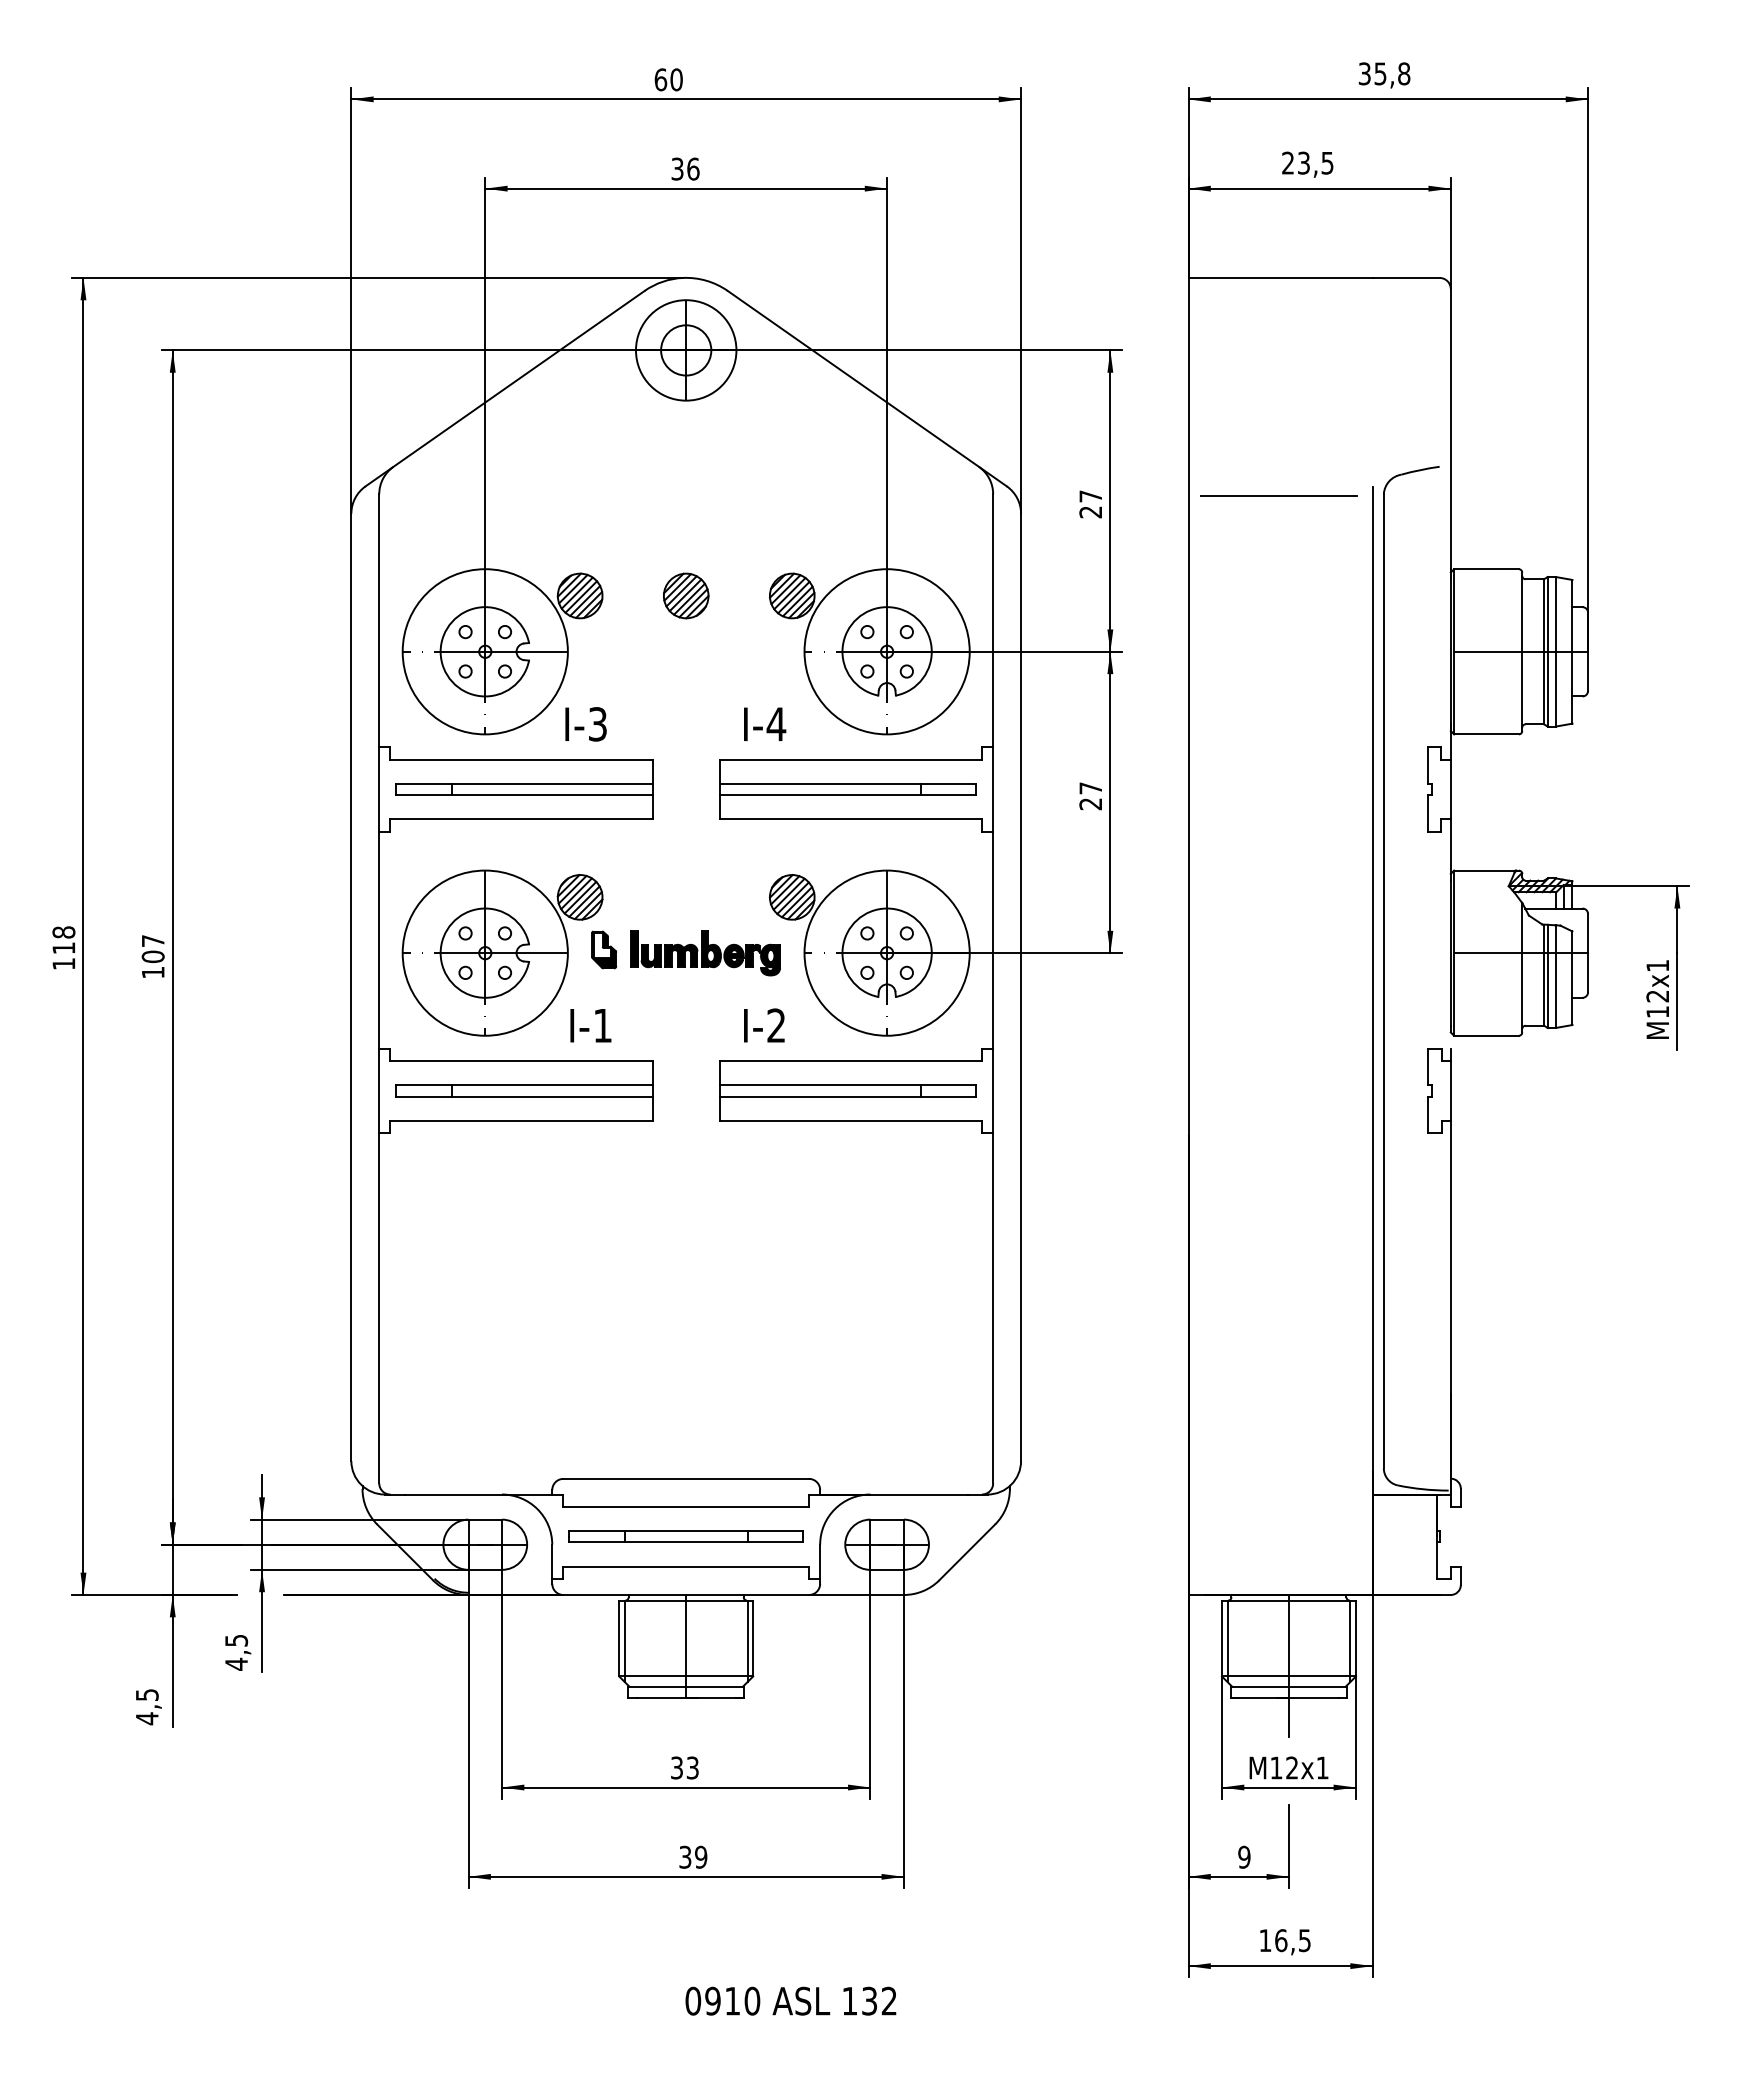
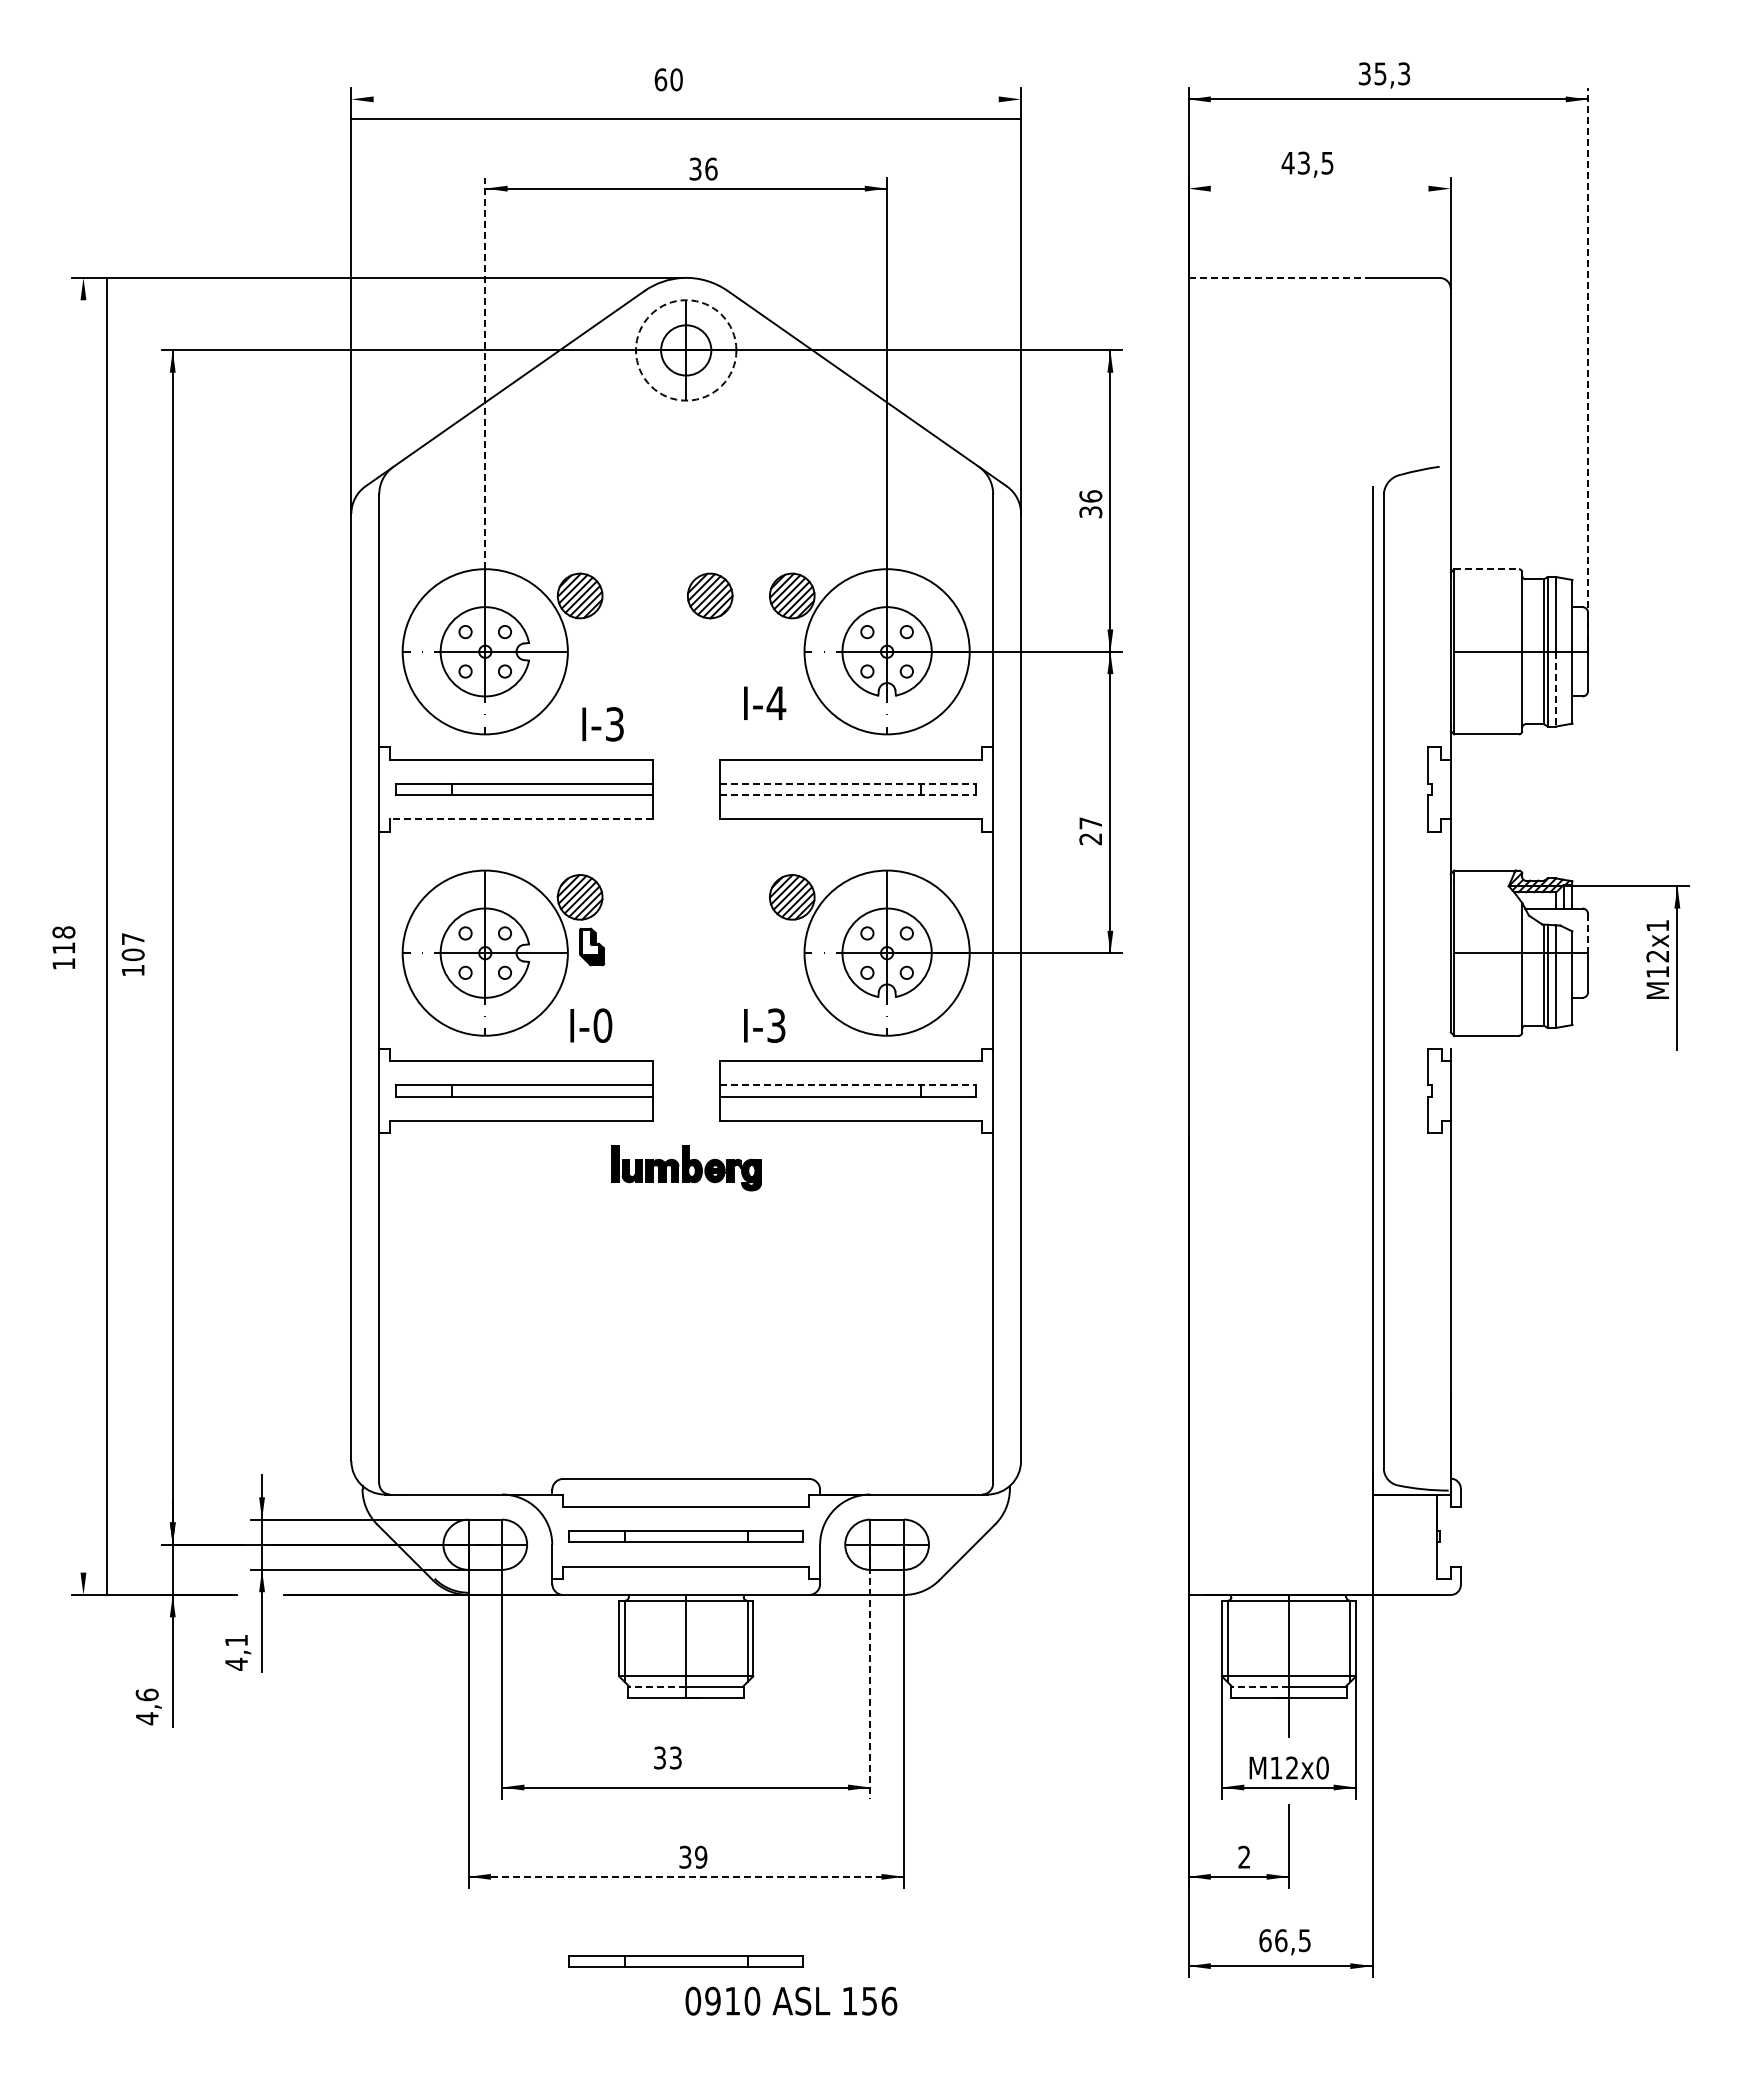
text: 35,8 -> 35,3 (1404, 73)
line position: (686, 99) -> (686, 119) (686, 119)
text: 23,5 -> 43,5 (1287, 162)
text position: (685, 168) -> (703, 168) (703, 168)
line: present -> none (1319, 188)
line: solid -> dashed (1281, 277)
circle: solid -> dashed (685, 350)
line: solid -> dashed (1588, 370)
line: solid -> dashed (485, 373)
line: present -> none (1278, 496)
text: 27 -> 36 (1090, 504)
line: solid -> dashed (1487, 569)
part position: (686, 595) -> (710, 595) (710, 595)
line: solid -> dashed (1555, 689)
text position: (765, 723) -> (765, 702) (765, 702)
text position: (585, 724) -> (602, 724) (602, 724)
line: solid -> dashed (848, 784)
line: solid -> dashed (848, 795)
text position: (1090, 796) -> (1090, 831) (1090, 831)
line: solid -> dashed (521, 819)
line: solid -> dashed (1588, 933)
line position: (83, 935) -> (107, 935) (107, 935)
part position: (604, 949) -> (592, 946) (592, 946)
part position: (705, 953) -> (686, 1168) (686, 1168)
text position: (152, 956) -> (132, 954) (132, 954)
text position: (1657, 999) -> (1657, 959) (1657, 959)
text: I-1 -> I-0 (602, 1025)
text: I-2 -> I-3 (776, 1025)
line: solid -> dashed (848, 1085)
text: 4,5 -> 4,1 (236, 1640)
line: solid -> dashed (870, 1671)
line: solid -> dashed (657, 1686)
line: solid -> dashed (1259, 1686)
text: 4,5 -> 4,6 (146, 1694)
text position: (684, 1767) -> (667, 1757) (667, 1757)
text: M12x1 -> M12x0 (1322, 1767)
text: 9 -> 2 (1244, 1856)
line: solid -> dashed (686, 1876)
text: 16,5 -> 66,5 (1265, 1940)
part: none -> present (685, 1961)
text: 132 -> 156 (879, 2000)
